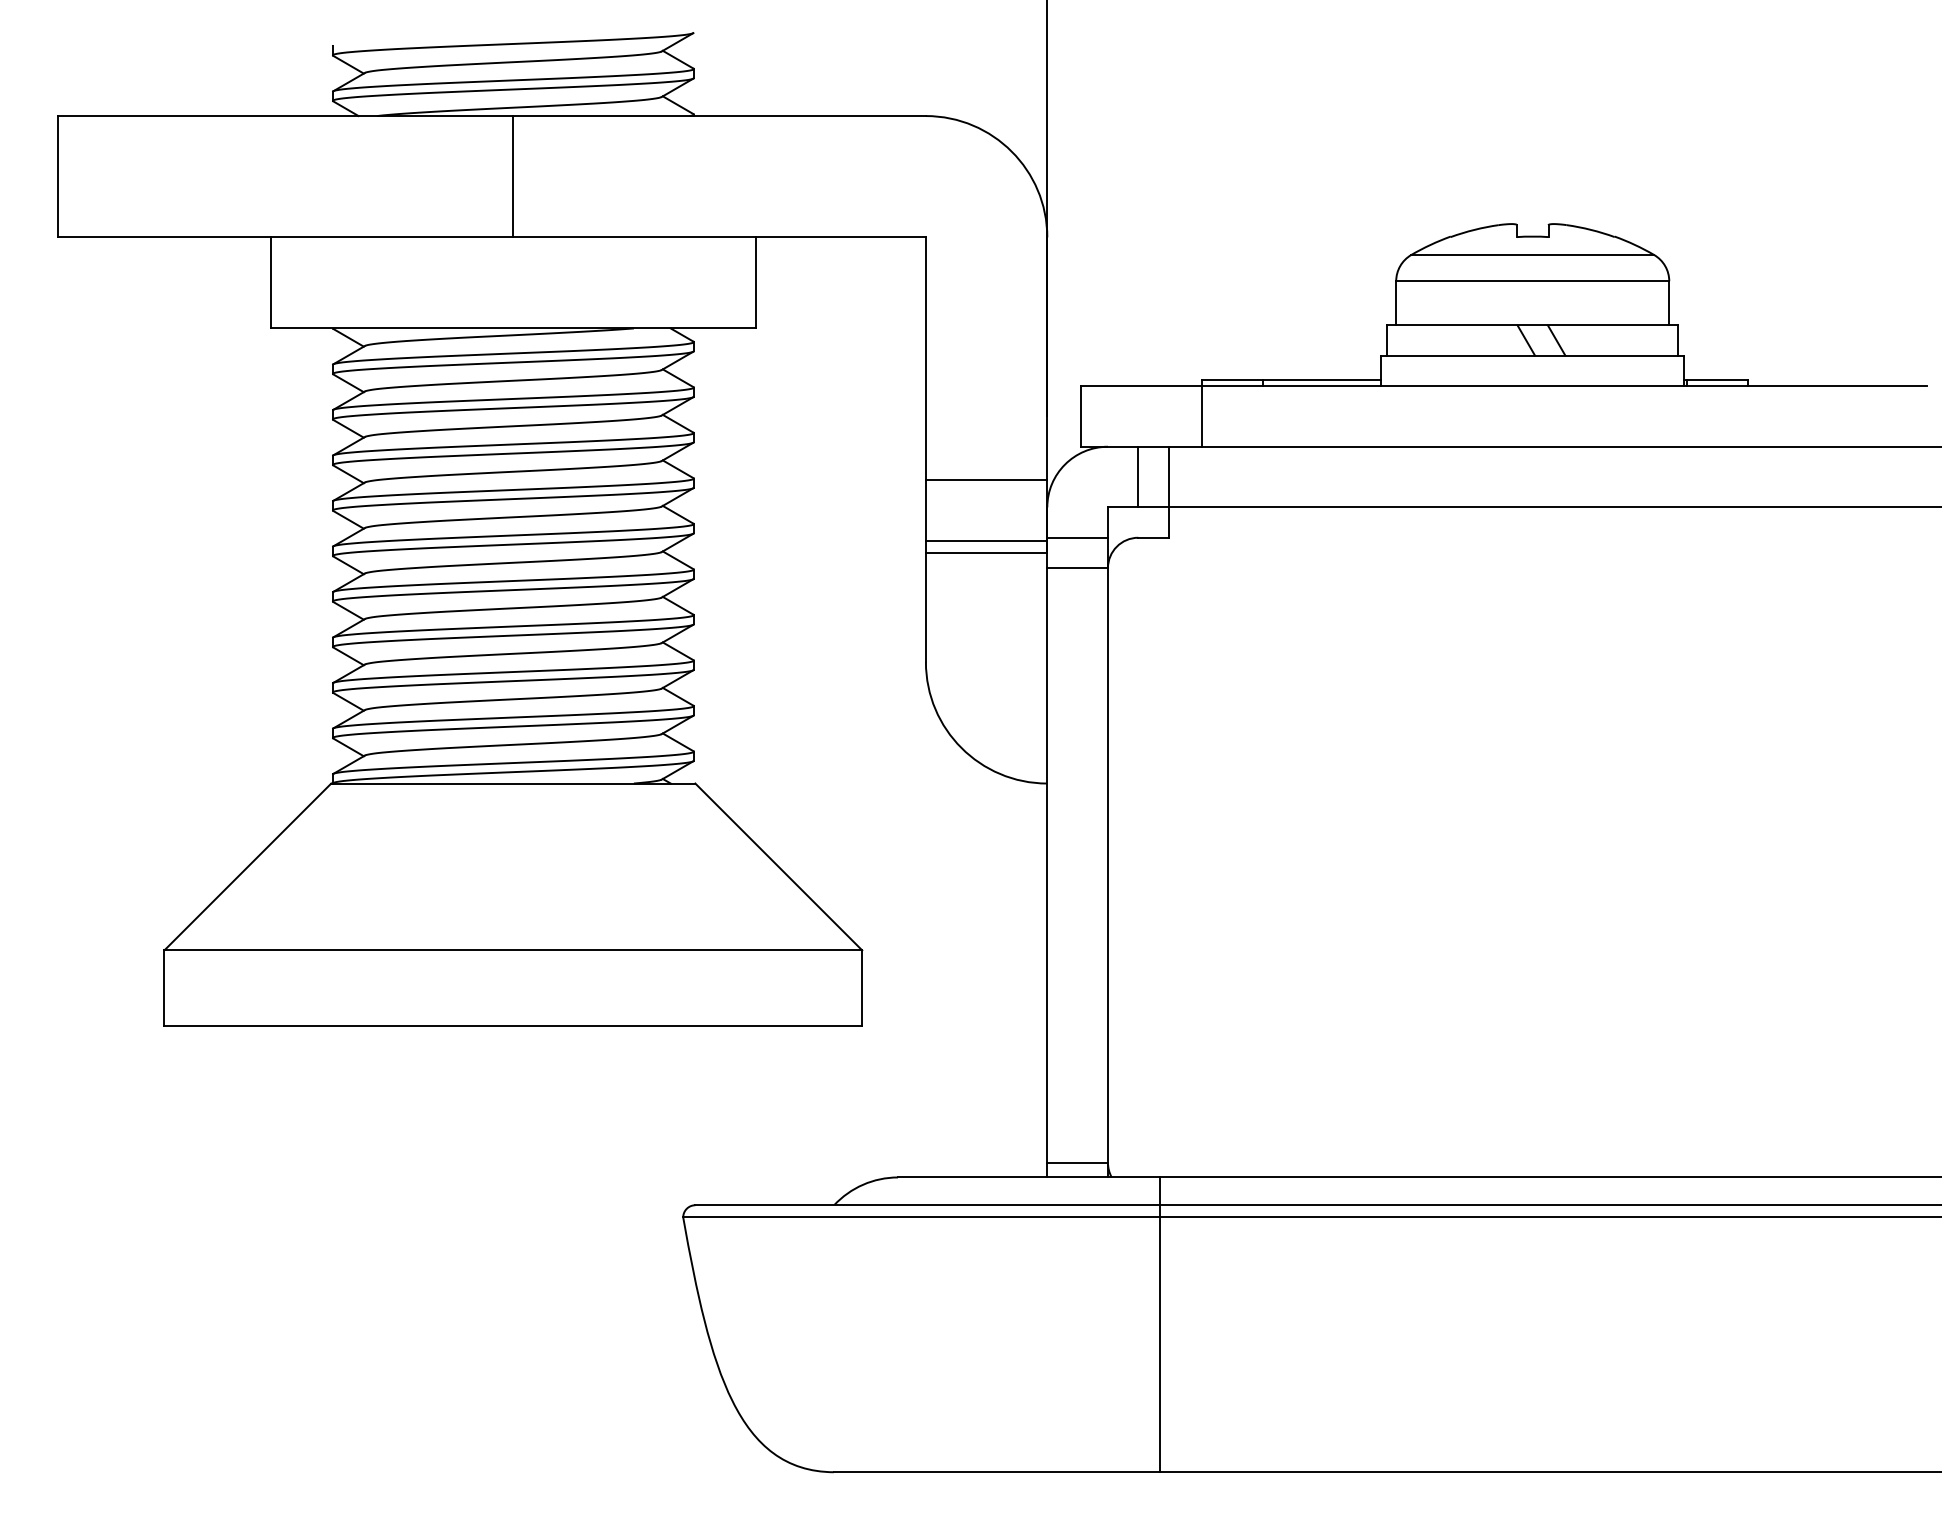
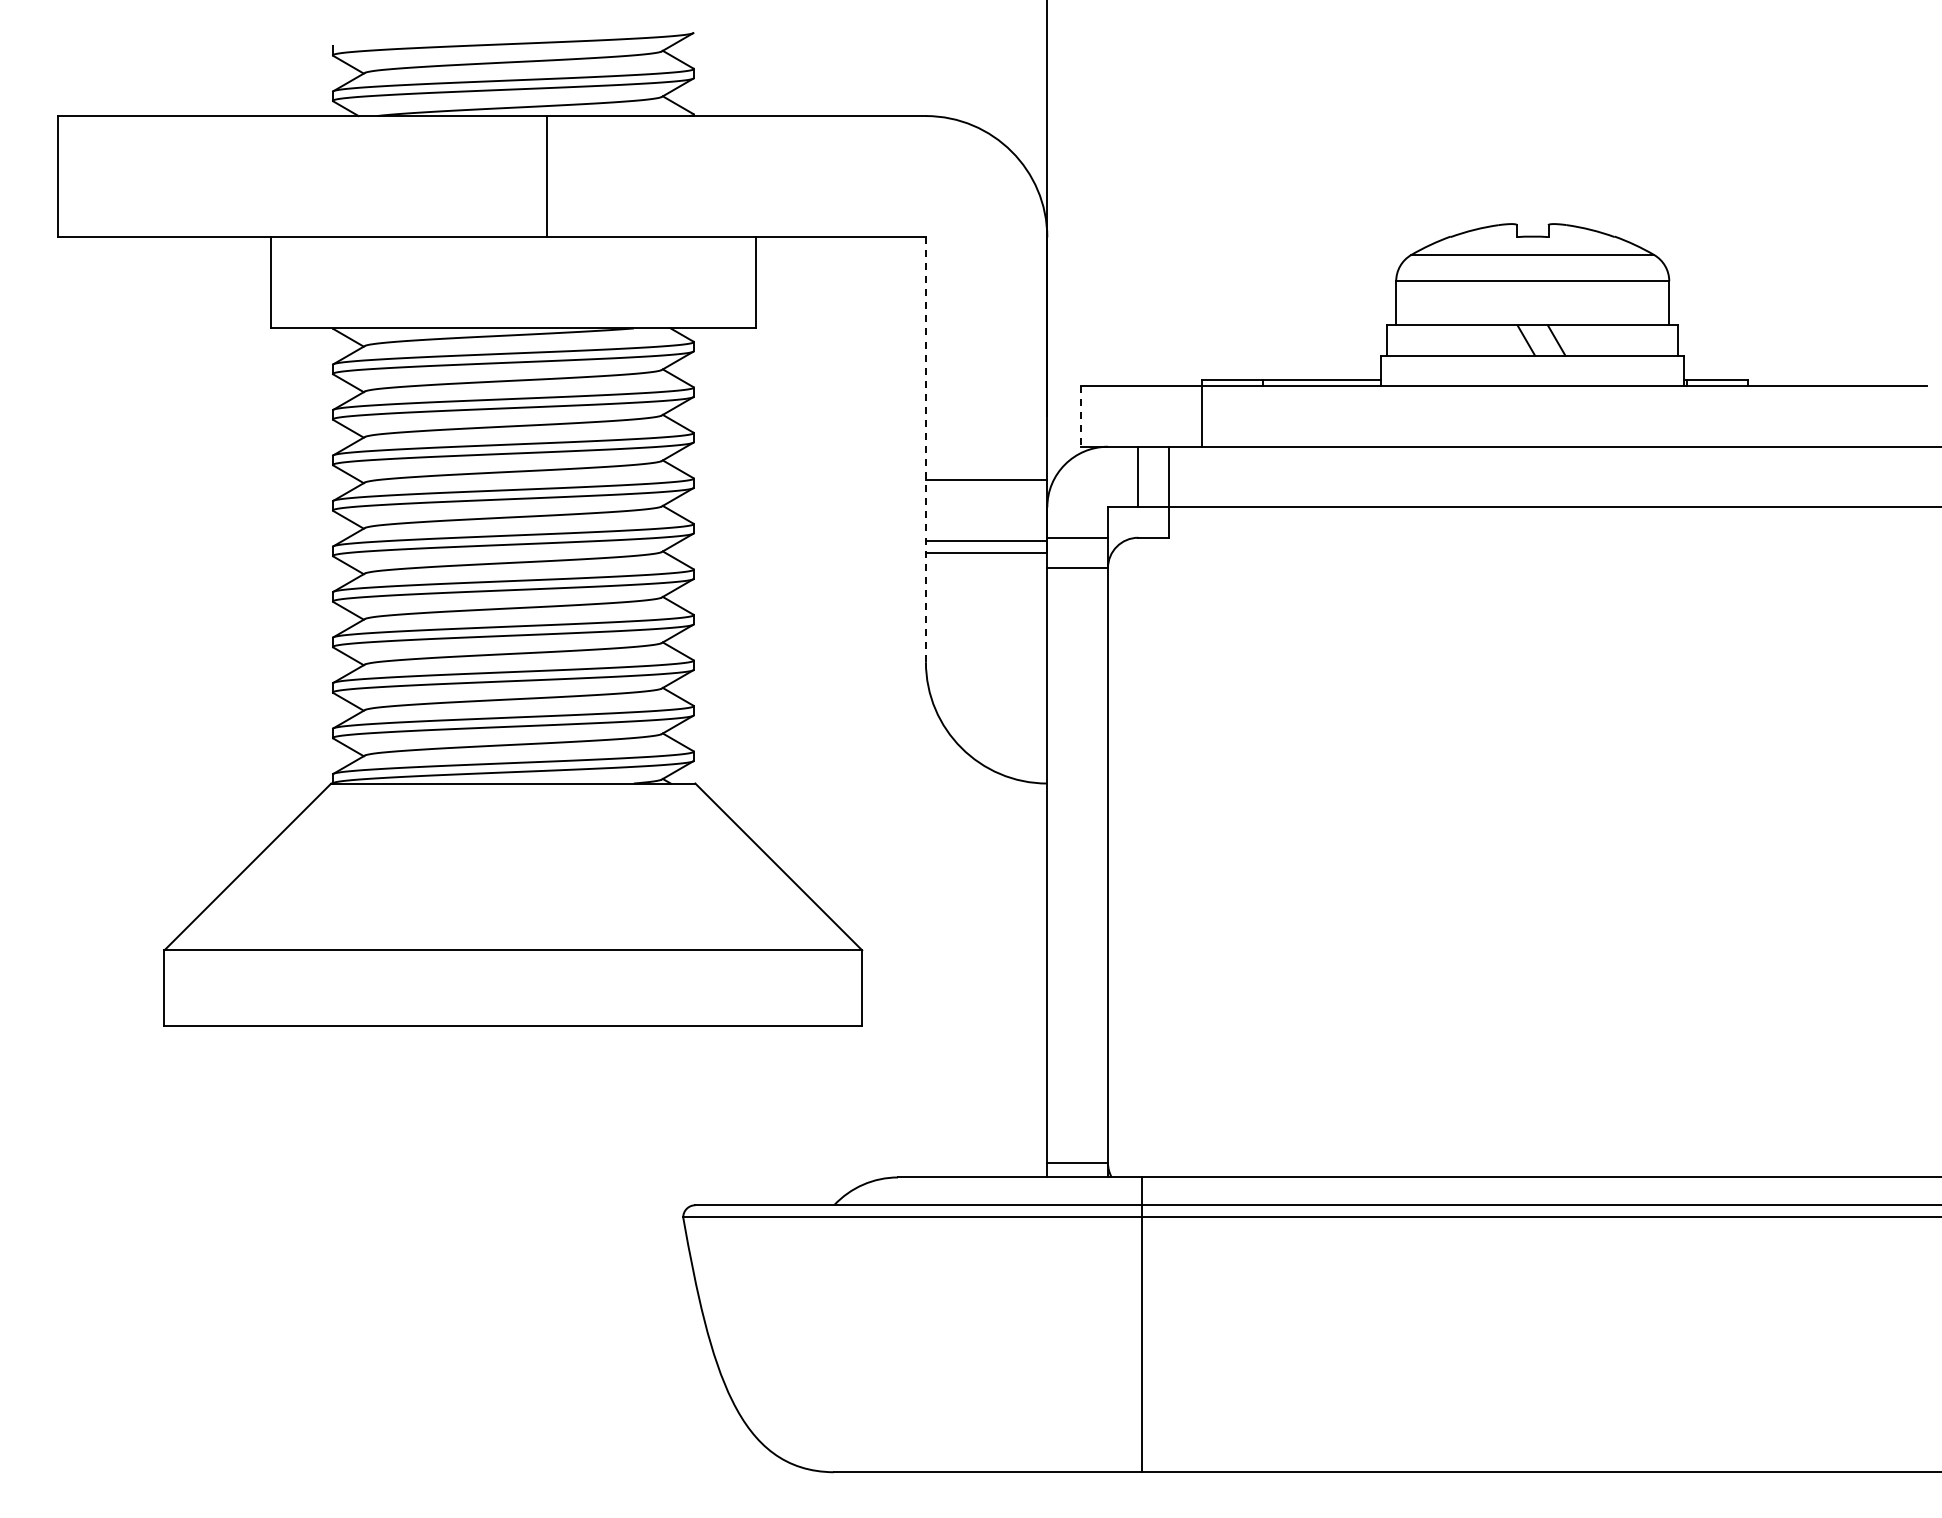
line position: (513, 176) -> (547, 176) (547, 176)
line: solid -> dashed (1080, 416)
line: solid -> dashed (925, 449)
line position: (1159, 1324) -> (1141, 1324) (1141, 1324)
